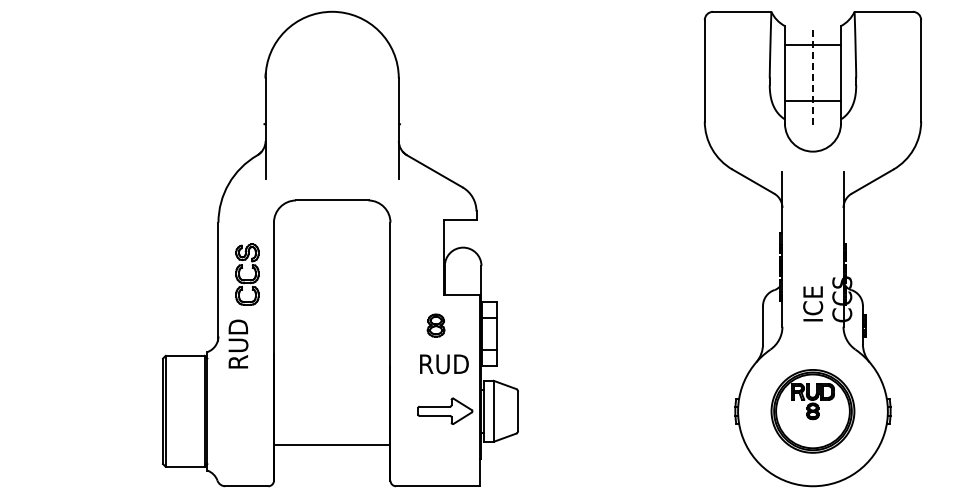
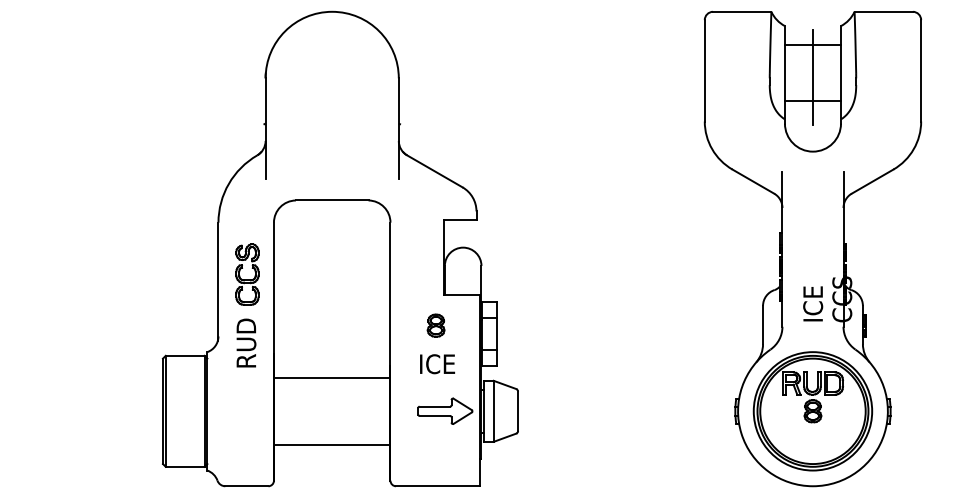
line: dashed -> solid (812, 77)
text position: (238, 343) -> (246, 342) (246, 342)
text: RUD -> ICE (445, 364)
line: none -> present (331, 378)
part size: 86x85 px -> 122x121 px (812, 411)
